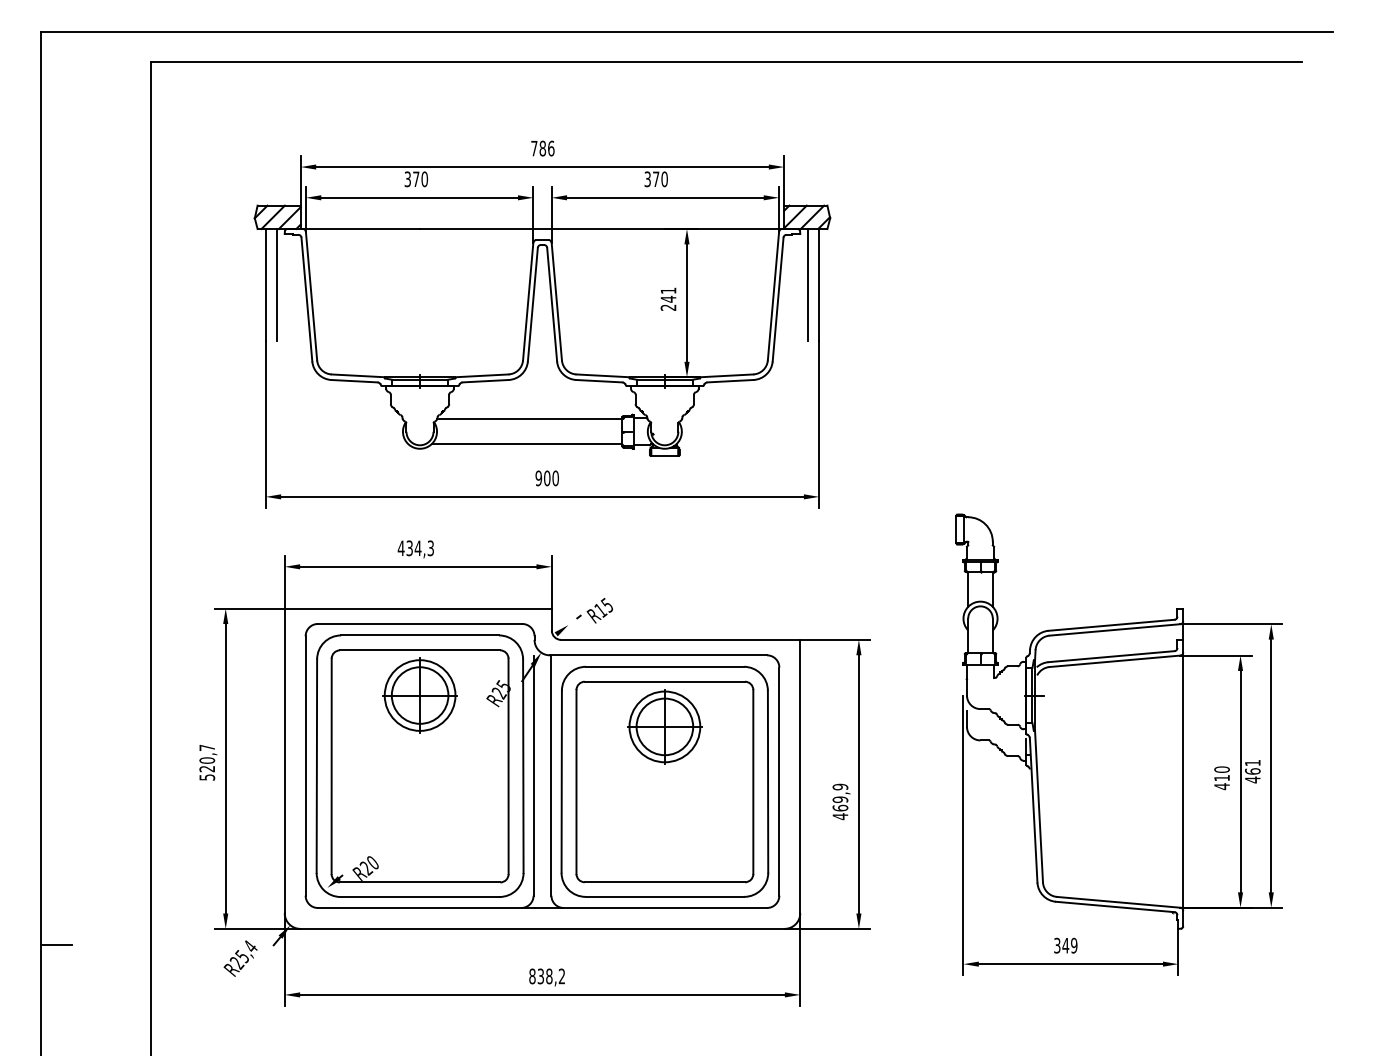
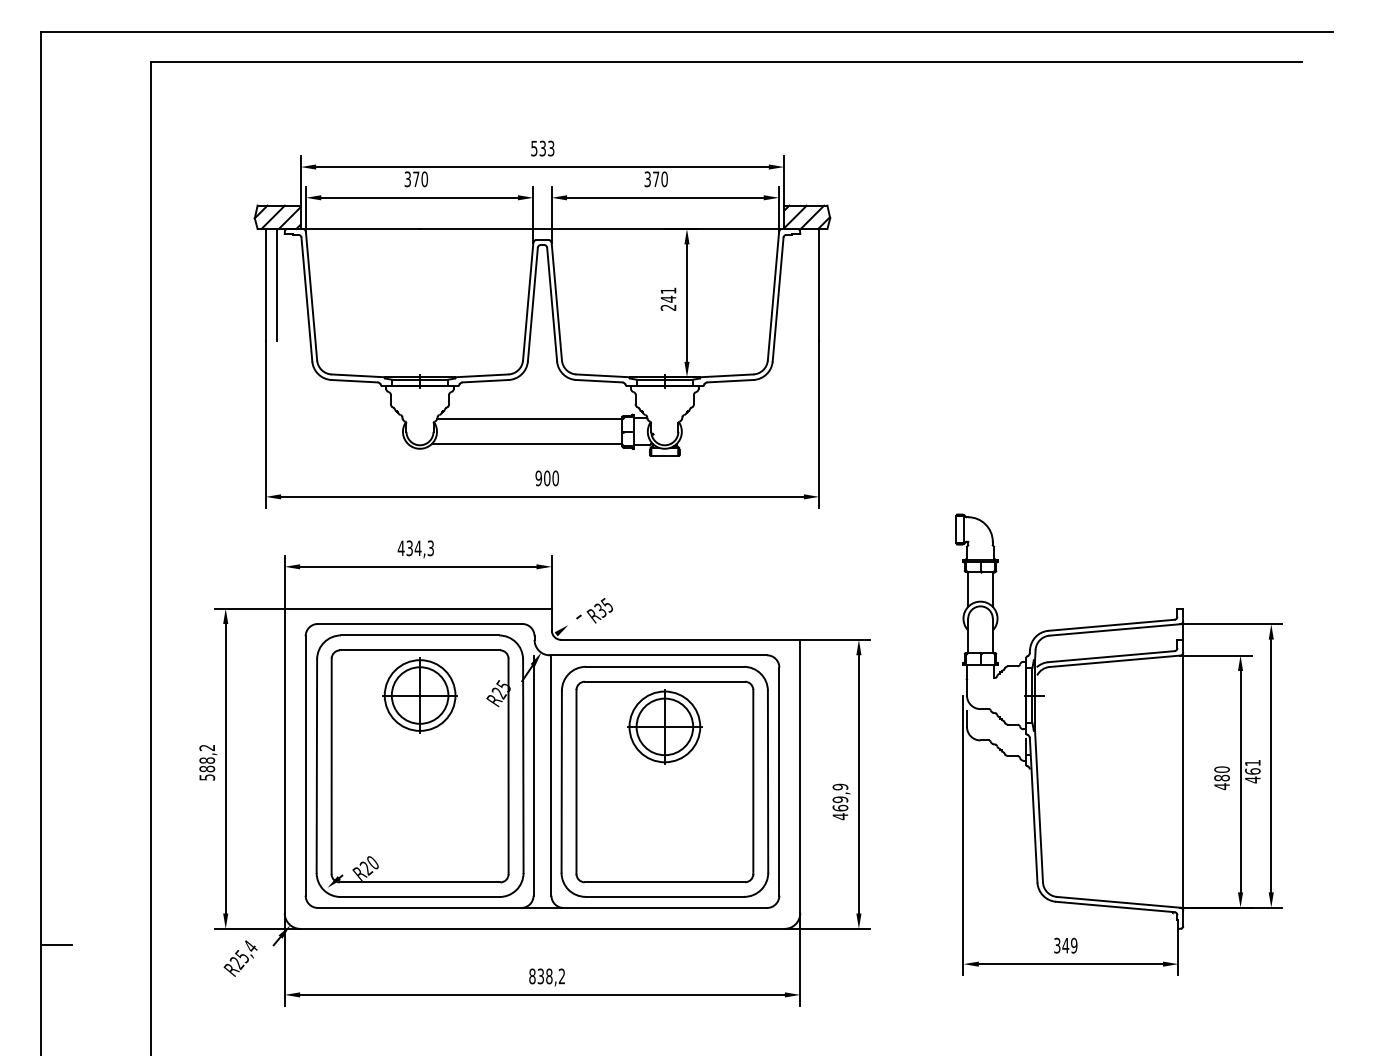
text: 786 -> 533 (542, 148)
line: present -> none (807, 285)
text: R15 -> R35 (600, 610)
text: 520,7 -> 588,2 (207, 758)
text: 410 -> 480 (1221, 777)
